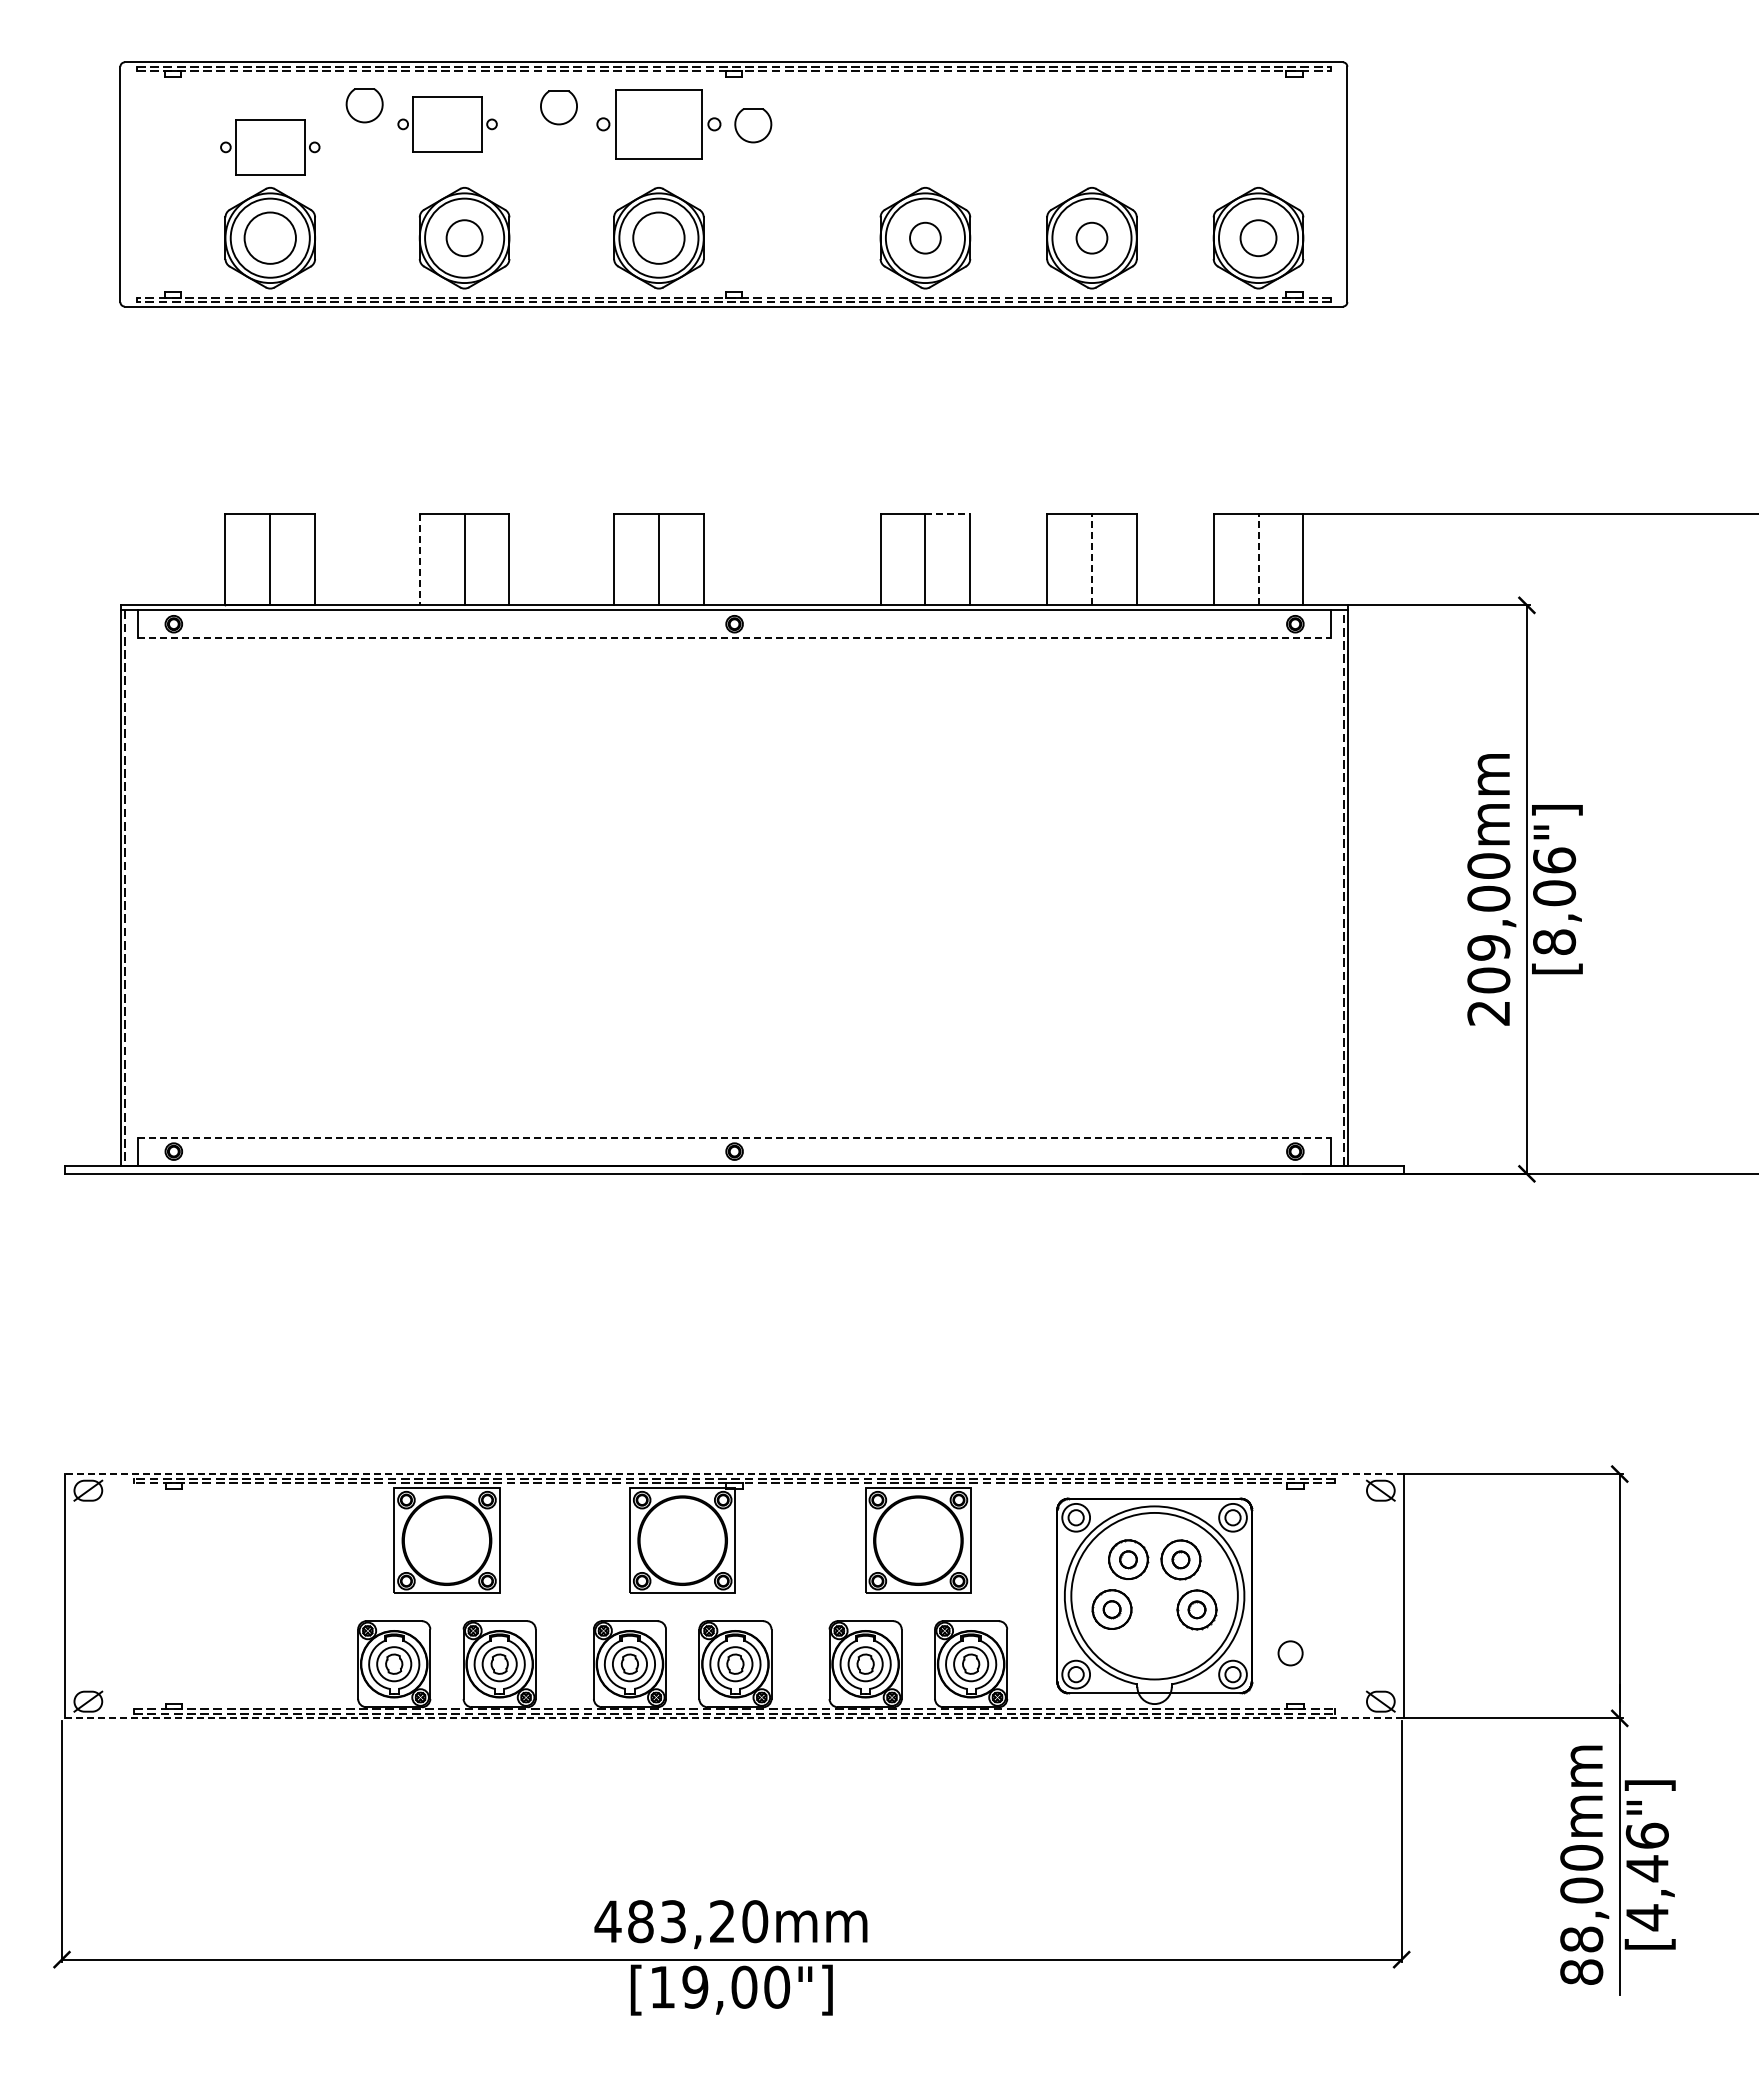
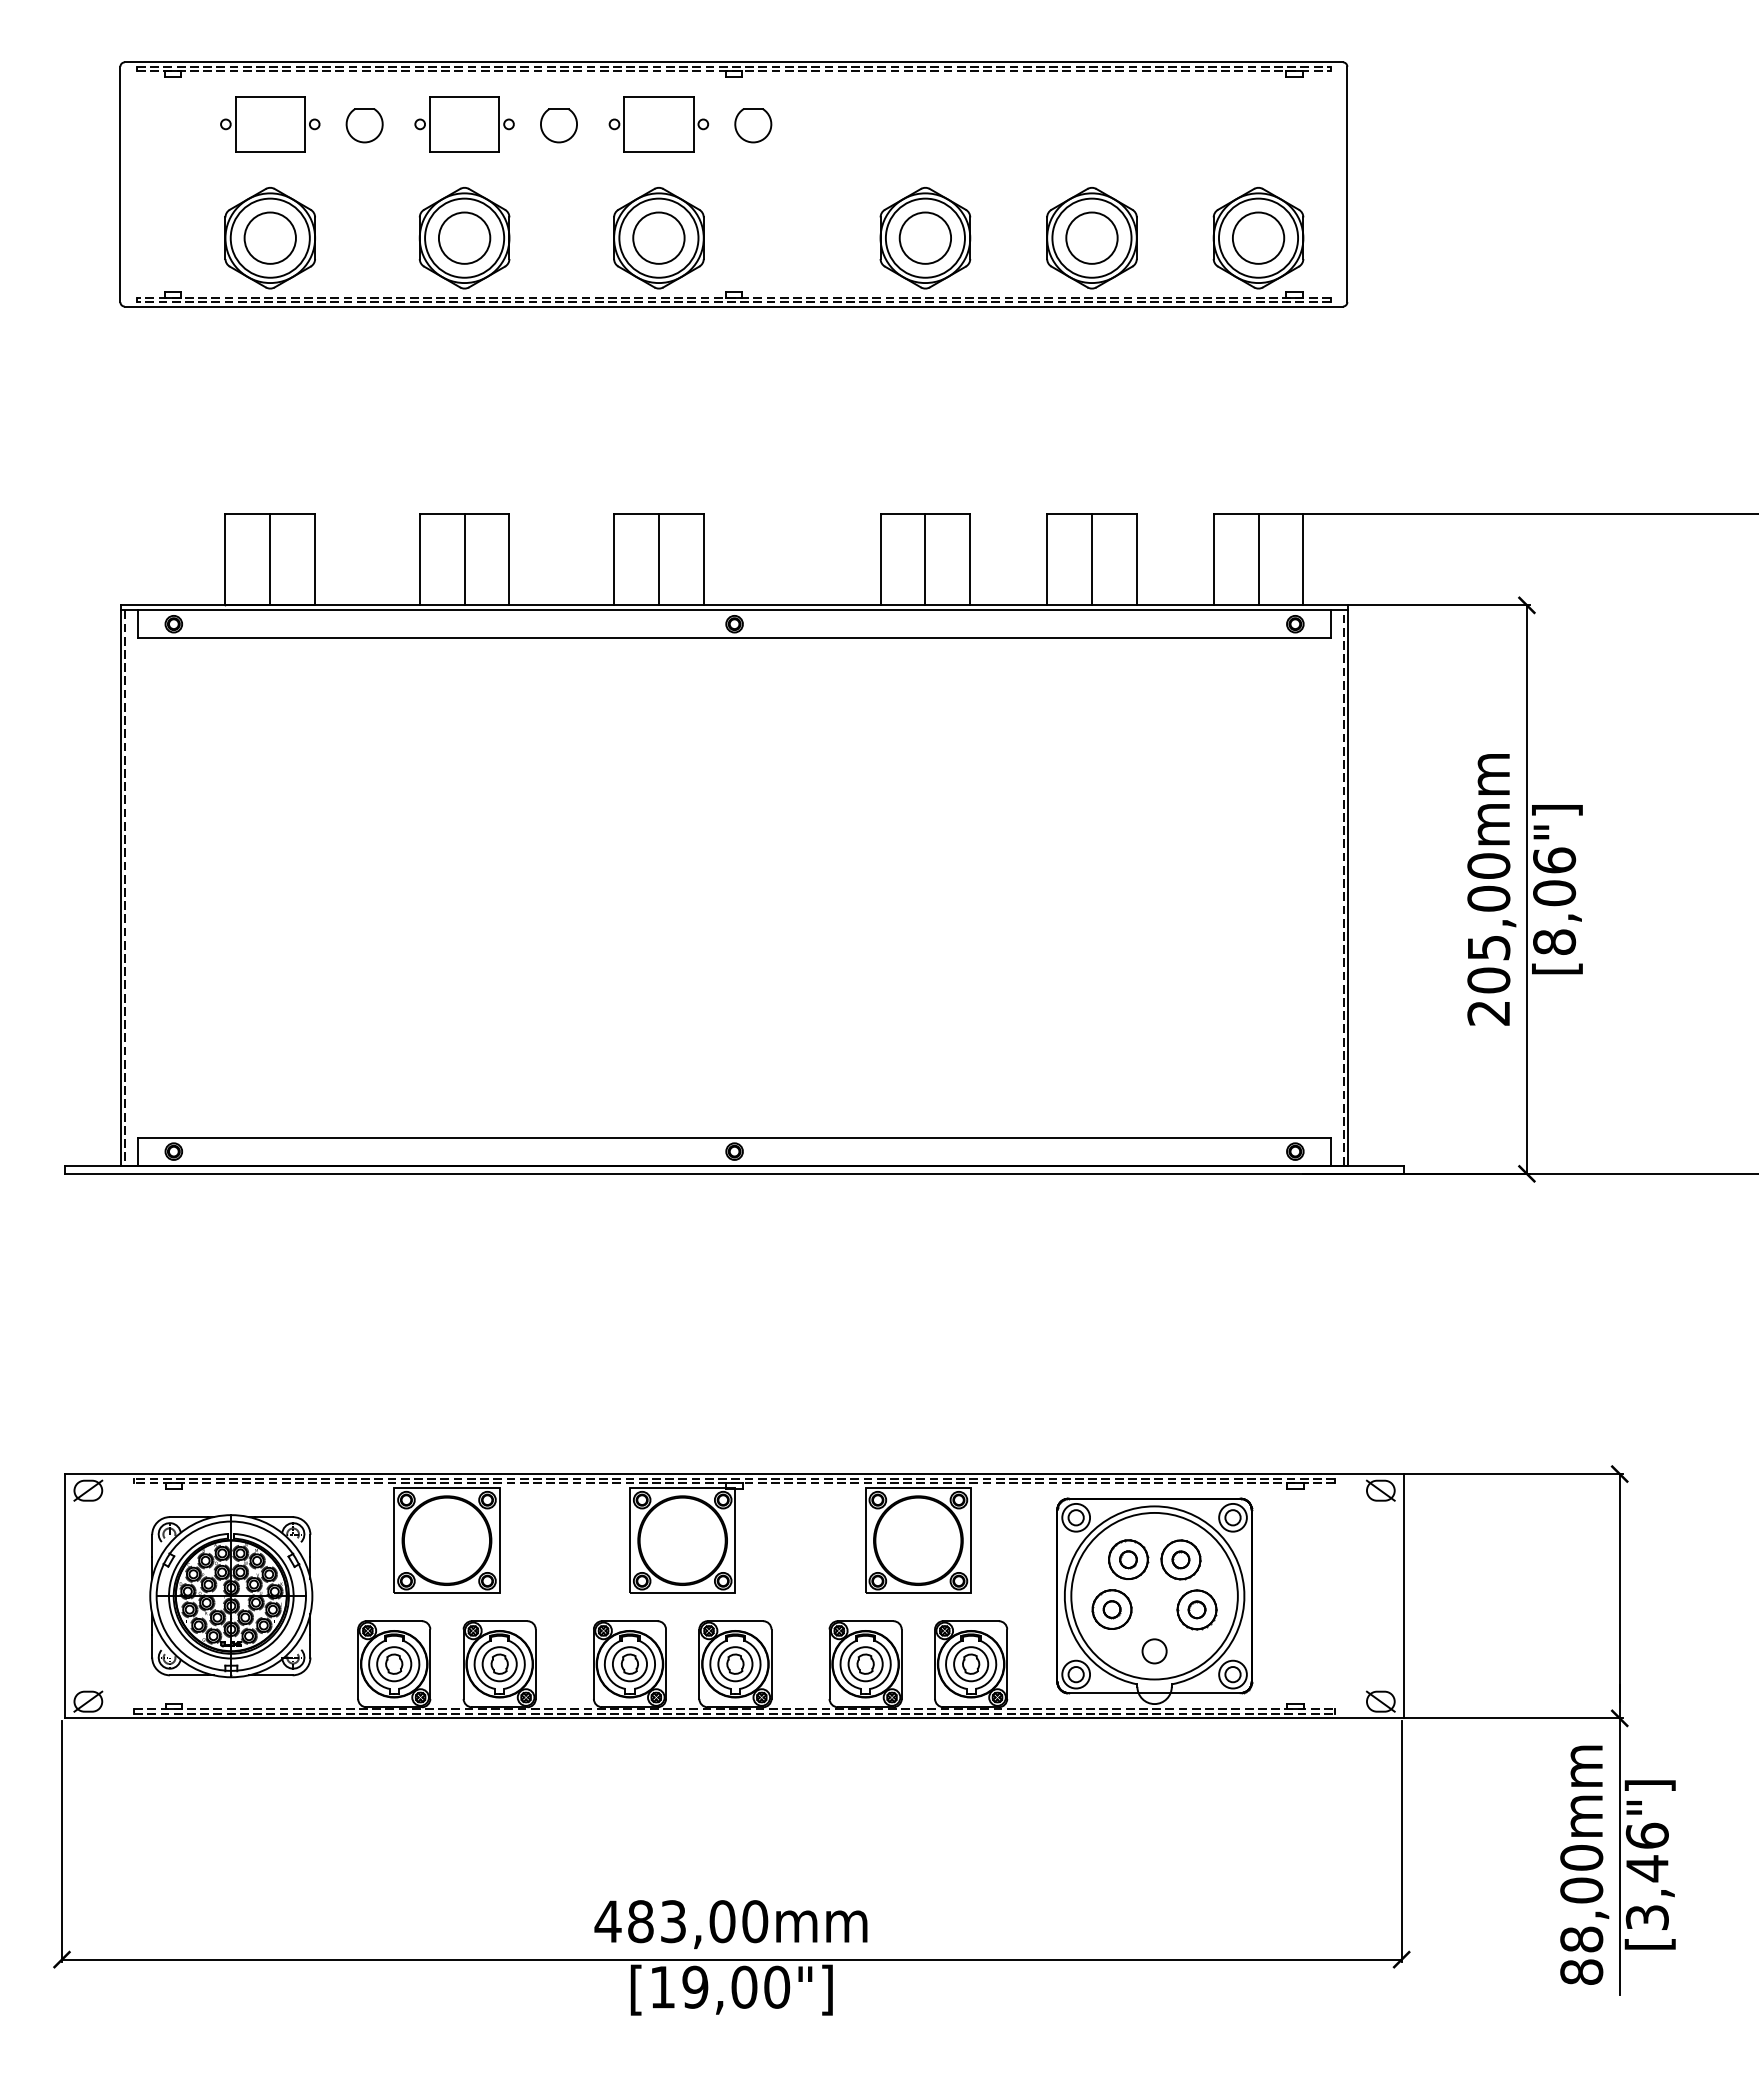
part position: (364, 105) -> (364, 125) (364, 125)
part position: (558, 107) -> (558, 125) (558, 125)
part position: (447, 124) -> (464, 124) (464, 124)
part size: 126x71 px -> 102x57 px (658, 124)
part position: (270, 147) -> (270, 124) (270, 124)
circle diameter: 31 px -> 51 px (925, 237)
circle diameter: 31 px -> 51 px (1091, 237)
circle diameter: 36 px -> 51 px (464, 237)
circle diameter: 36 px -> 51 px (1258, 237)
line: dashed -> solid (948, 513)
line: dashed -> solid (419, 559)
line: dashed -> solid (1091, 559)
line: dashed -> solid (1258, 559)
line: dashed -> solid (734, 638)
text: 209,00mm -> 205,00mm (1488, 947)
line: dashed -> solid (735, 1137)
line: dashed -> solid (734, 1474)
part: none -> present (231, 1596)
circle position: (1290, 1653) -> (1154, 1651) (1154, 1651)
line: dashed -> solid (734, 1718)
text: [4,46"] -> [3,46"] (1646, 1917)
text: 483,20mm -> 483,00mm (722, 1921)
